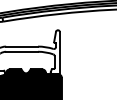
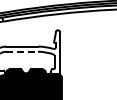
line: solid -> dashed (22, 51)
